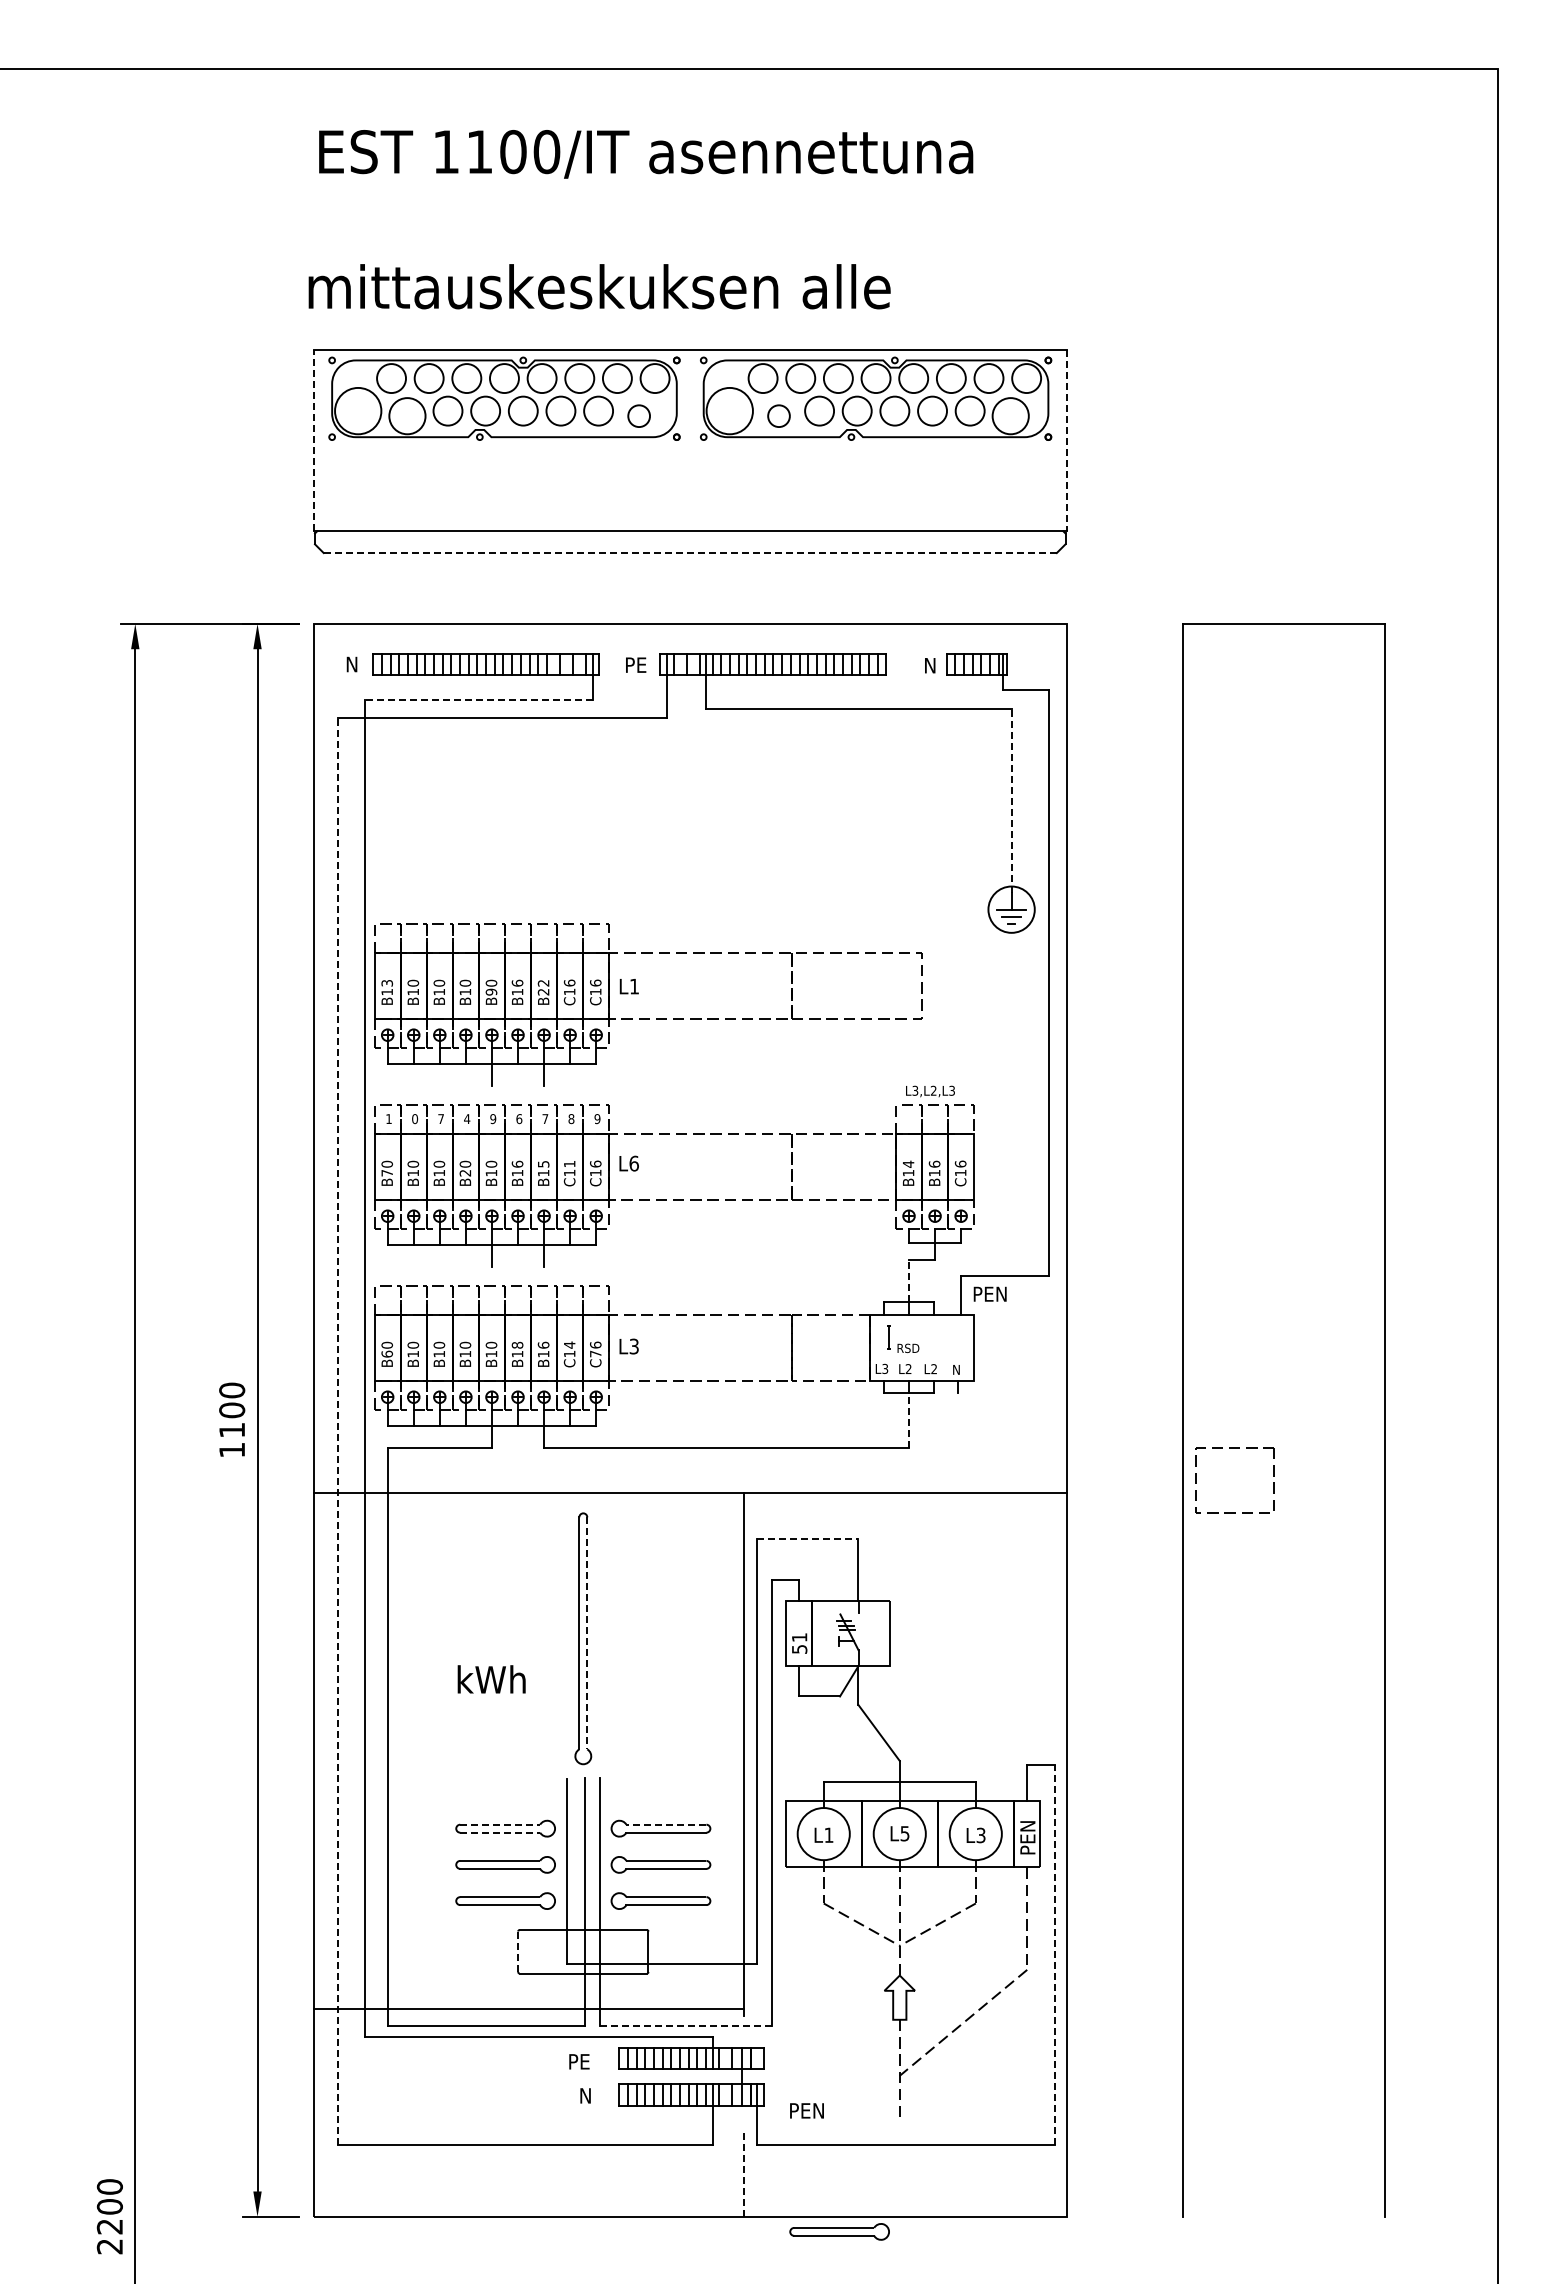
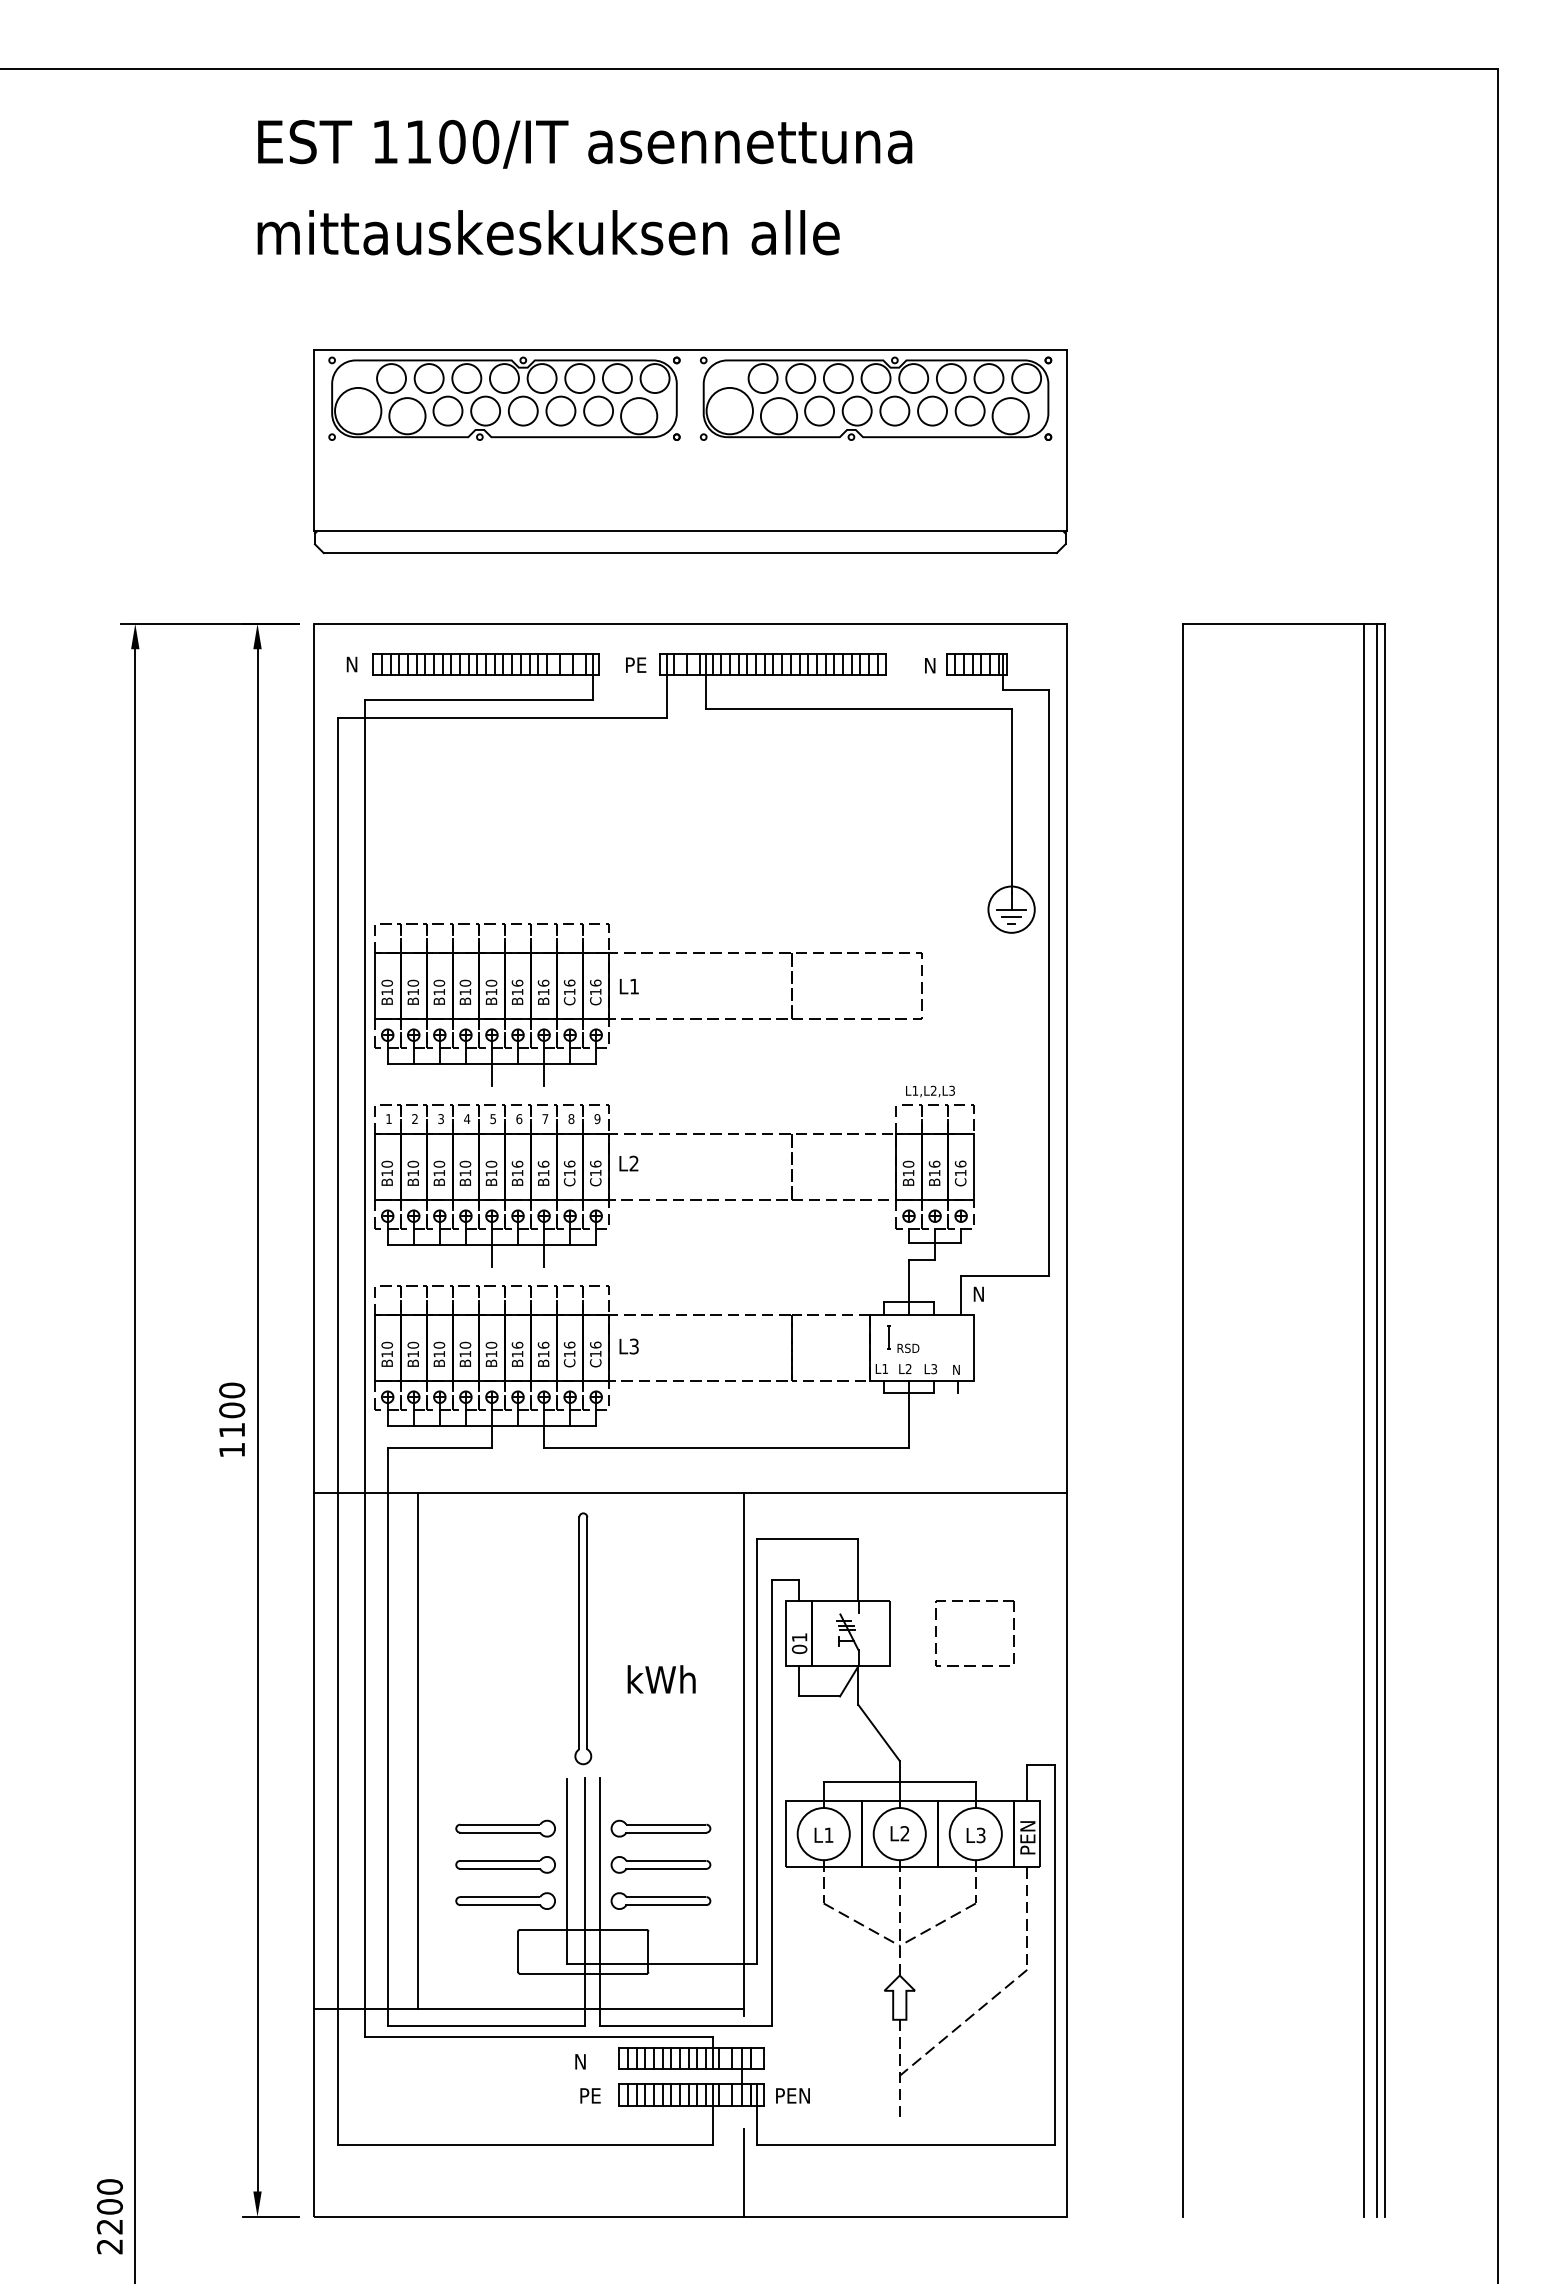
text position: (646, 154) -> (585, 144) (585, 144)
text position: (599, 286) -> (548, 232) (548, 232)
circle diameter: 22 px -> 36 px (639, 416)
circle diameter: 22 px -> 36 px (778, 416)
line: dashed -> solid (313, 440)
line: dashed -> solid (1066, 440)
line: dashed -> solid (690, 553)
line: dashed -> solid (478, 700)
line: dashed -> solid (1011, 800)
text: B13 -> B10 (386, 982)
text: B22 -> B16 (543, 987)
text: B90 -> B10 (491, 991)
text: L3,L2,L3 -> L1,L2,L3 (915, 1090)
text: 9 -> 5 (493, 1118)
text: 0 -> 2 (415, 1119)
text: 7 -> 3 (440, 1119)
text: B15 -> B16 (543, 1163)
text: C11 -> C16 (569, 1163)
text: L6 -> L2 (633, 1163)
text: B14 -> B10 (908, 1163)
text: B70 -> B10 (386, 1173)
text: B20 -> B10 (464, 1173)
line: dashed -> solid (909, 1281)
text: PEN -> N (990, 1293)
text: B18 -> B16 (517, 1344)
text: C14 -> C16 (569, 1344)
text: B60 -> B10 (386, 1353)
text: C76 -> C16 (595, 1353)
text: L3 -> L1 (885, 1368)
text: L2 -> L3 (934, 1369)
line: none -> present (1363, 1419)
line: none -> present (1376, 1419)
line: dashed -> solid (909, 1420)
line: dashed -> solid (337, 1431)
part position: (1234, 1448) -> (974, 1601) (974, 1601)
line: dashed -> solid (807, 1539)
line: dashed -> solid (587, 1633)
text: 51 -> 01 (799, 1648)
text position: (491, 1679) -> (661, 1679) (661, 1679)
line: none -> present (418, 1750)
line: dashed -> solid (500, 1824)
line: dashed -> solid (666, 1824)
line: dashed -> solid (500, 1832)
text: L5 -> L2 (904, 1833)
line: dashed -> solid (518, 1952)
line: dashed -> solid (1054, 1954)
line: dashed -> solid (685, 2026)
text: PE -> N (579, 2061)
text: N -> PE (591, 2095)
text position: (806, 2110) -> (792, 2095) (792, 2095)
line: dashed -> solid (743, 2172)
part: present -> none (839, 2231)
